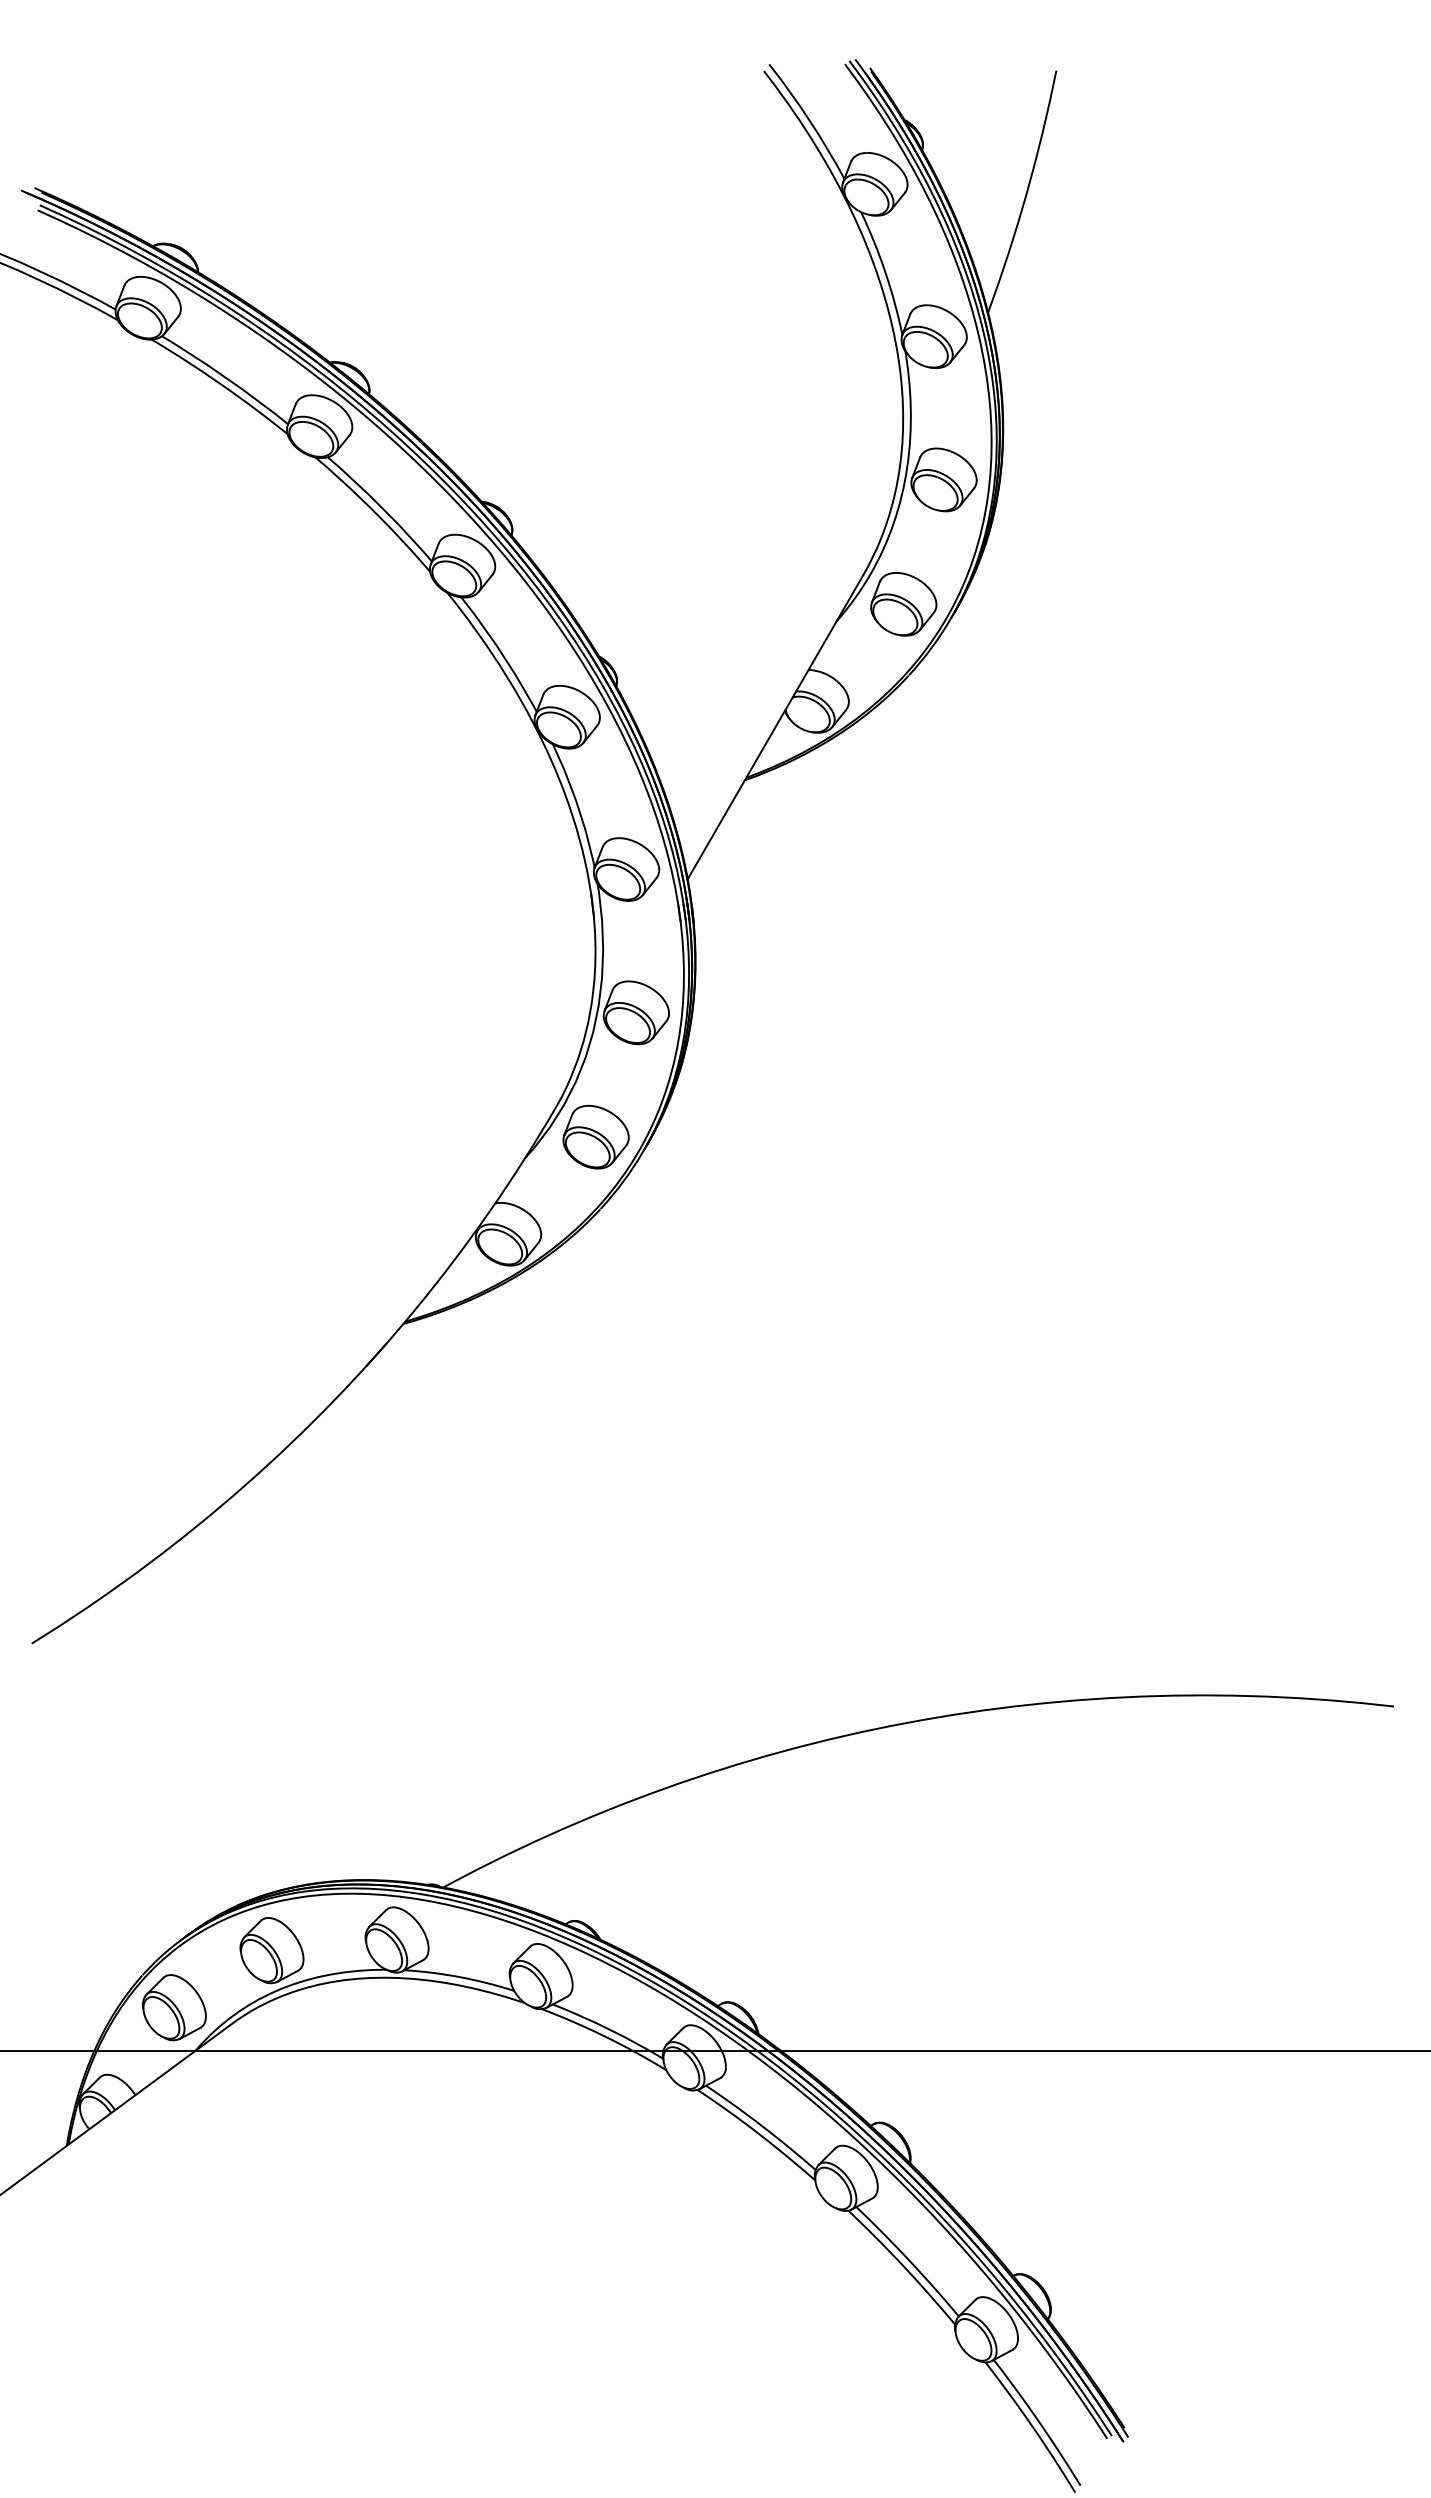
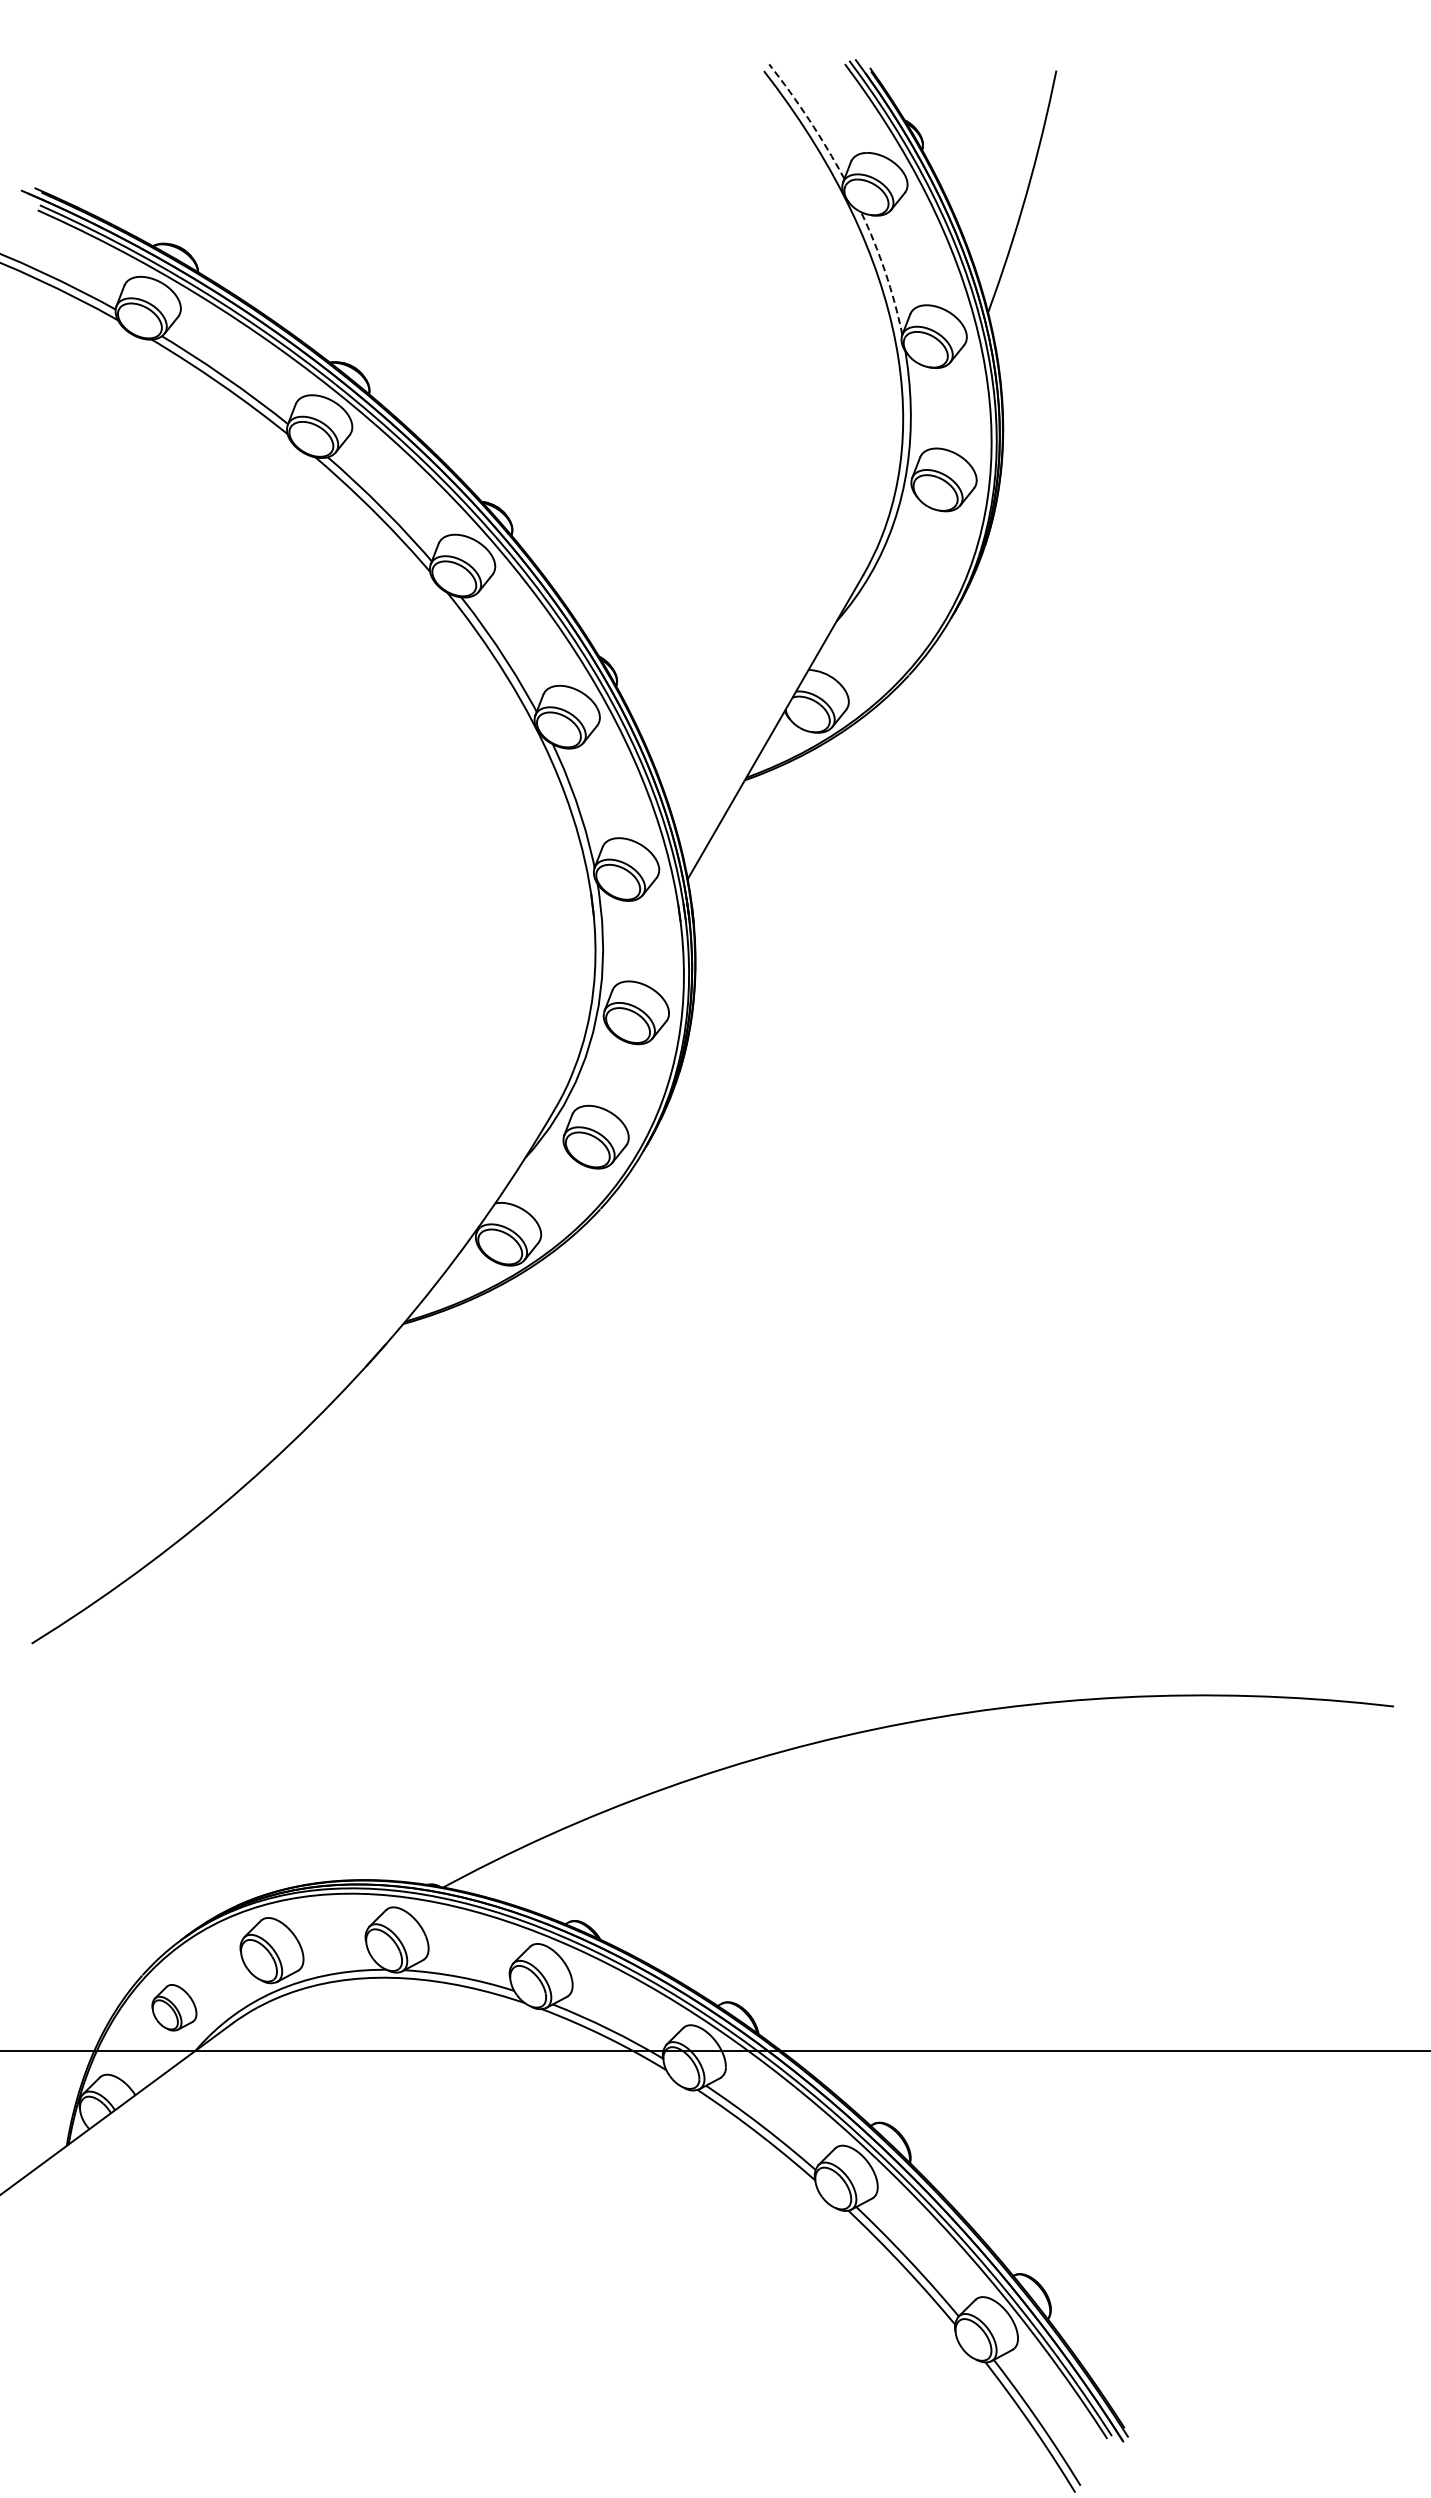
arc: solid -> dashed (809, 120)
arc: solid -> dashed (885, 272)
part: present -> none (903, 604)
part size: 65x68 px -> 47x48 px (174, 2007)
